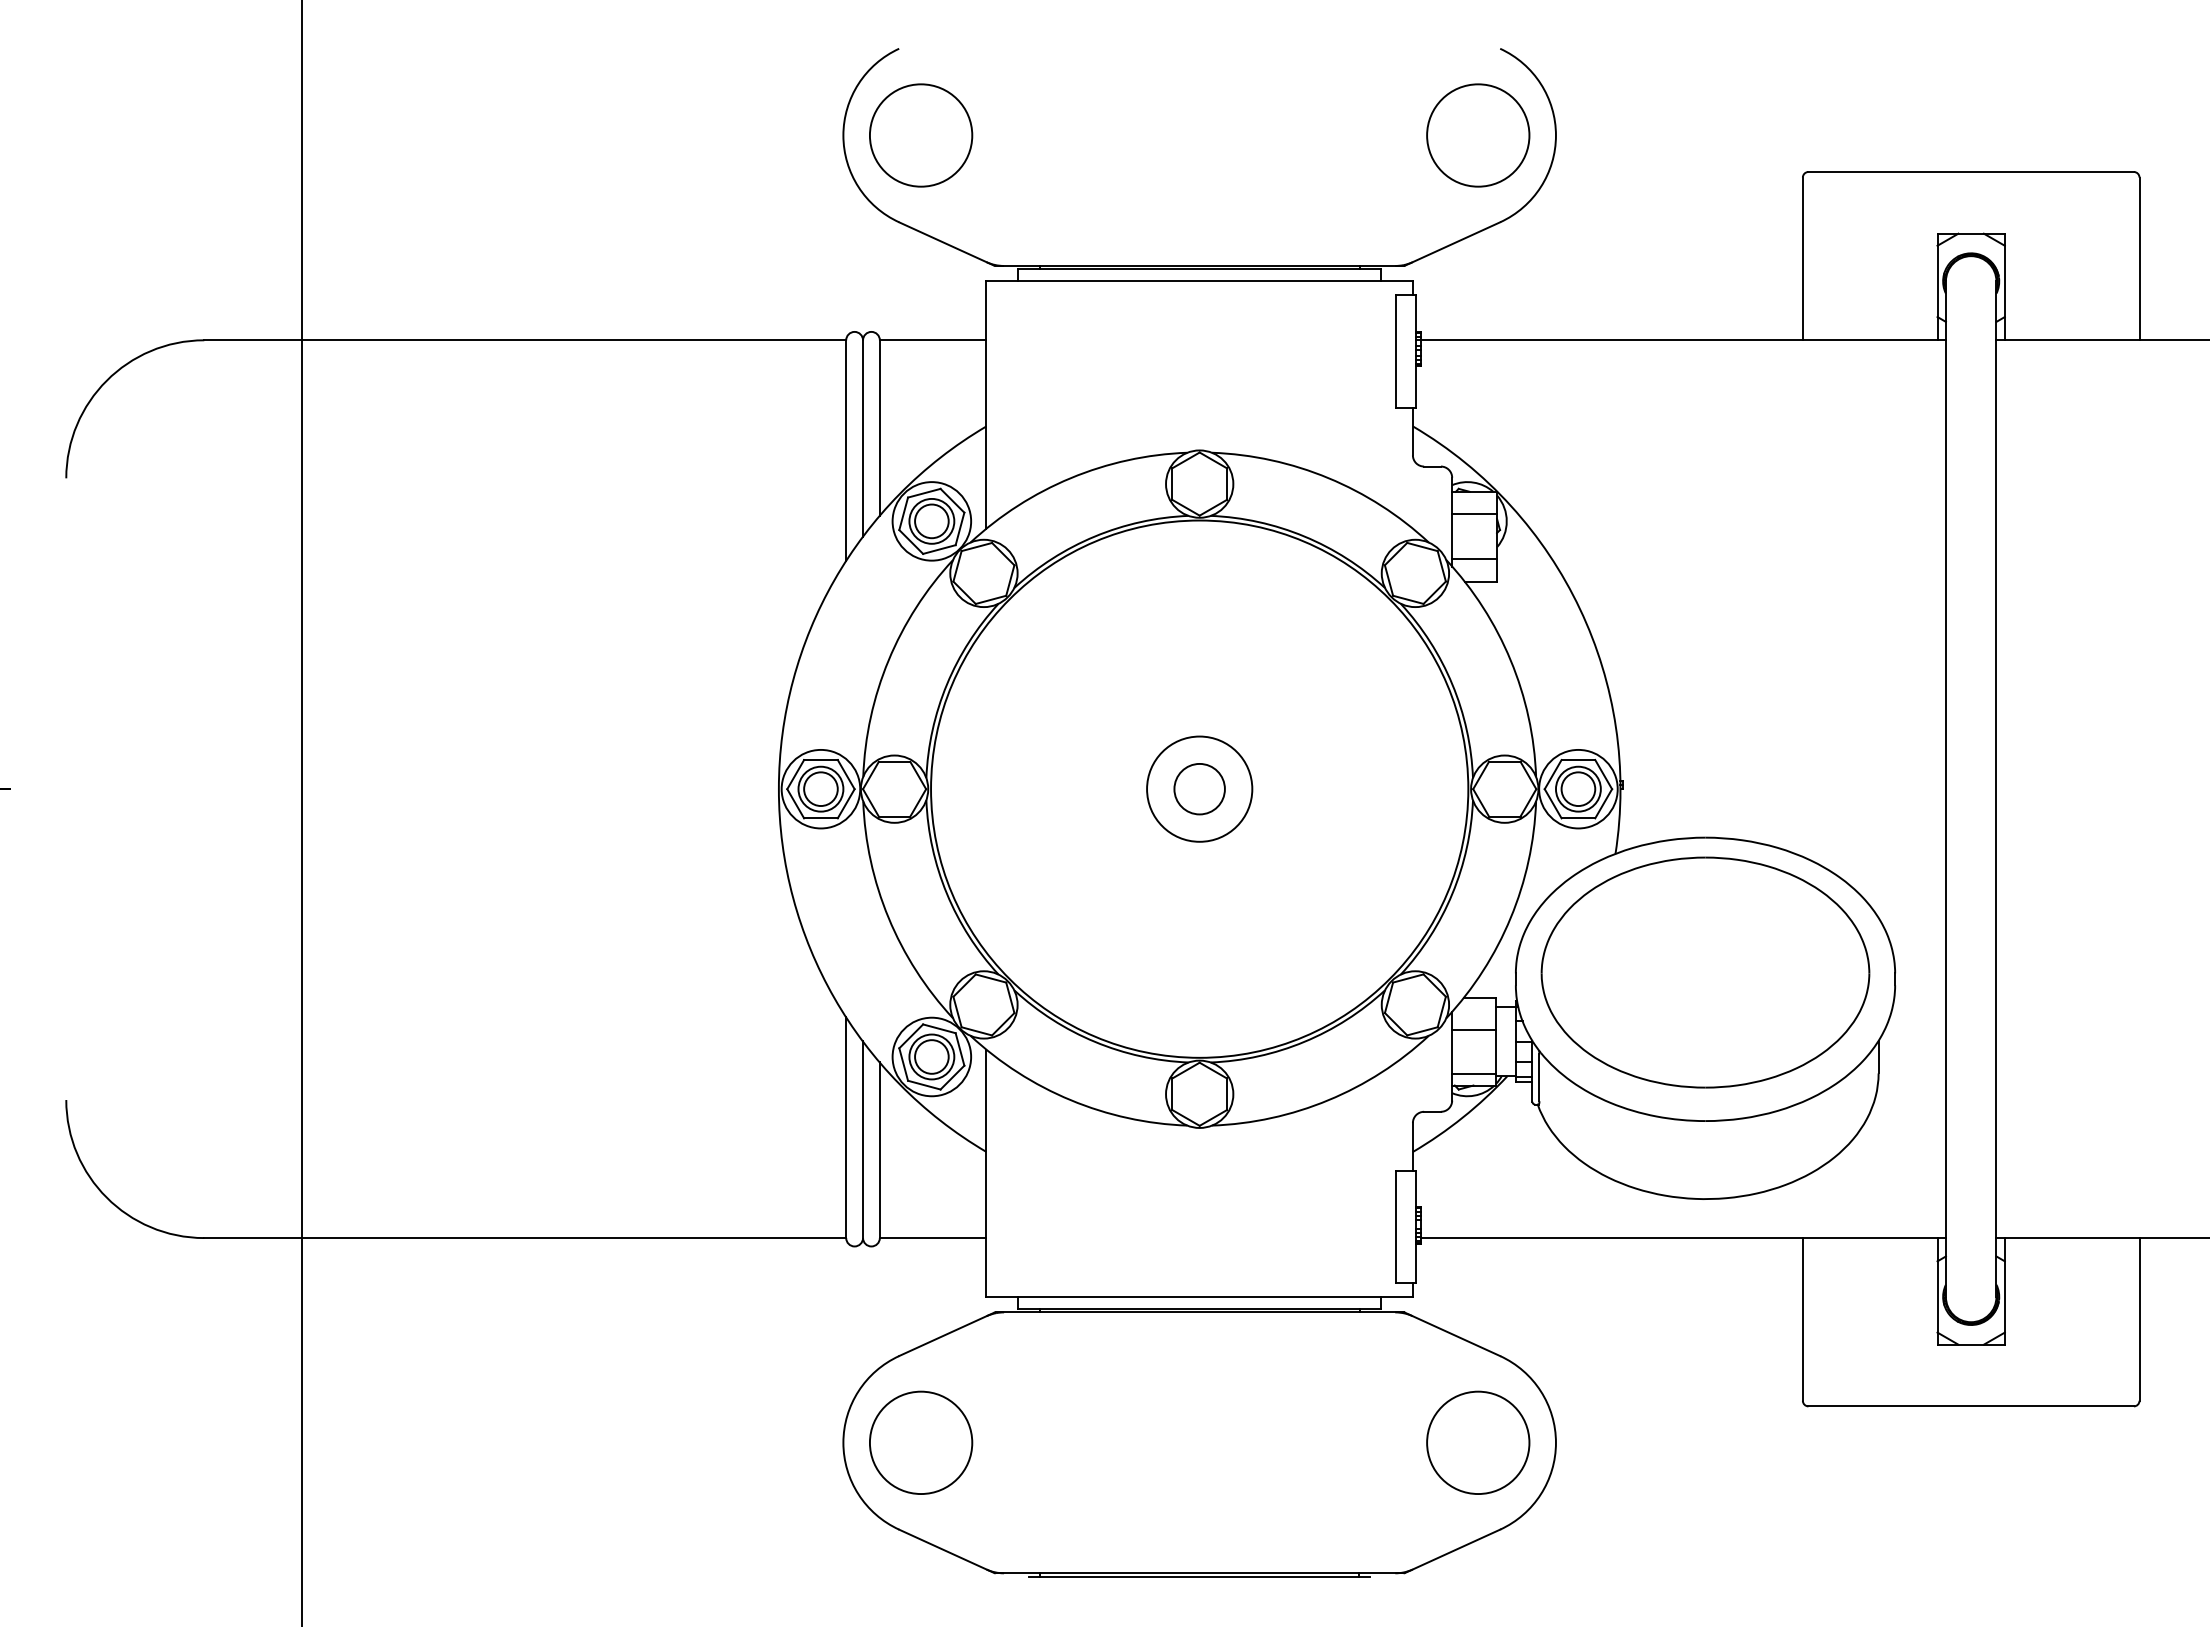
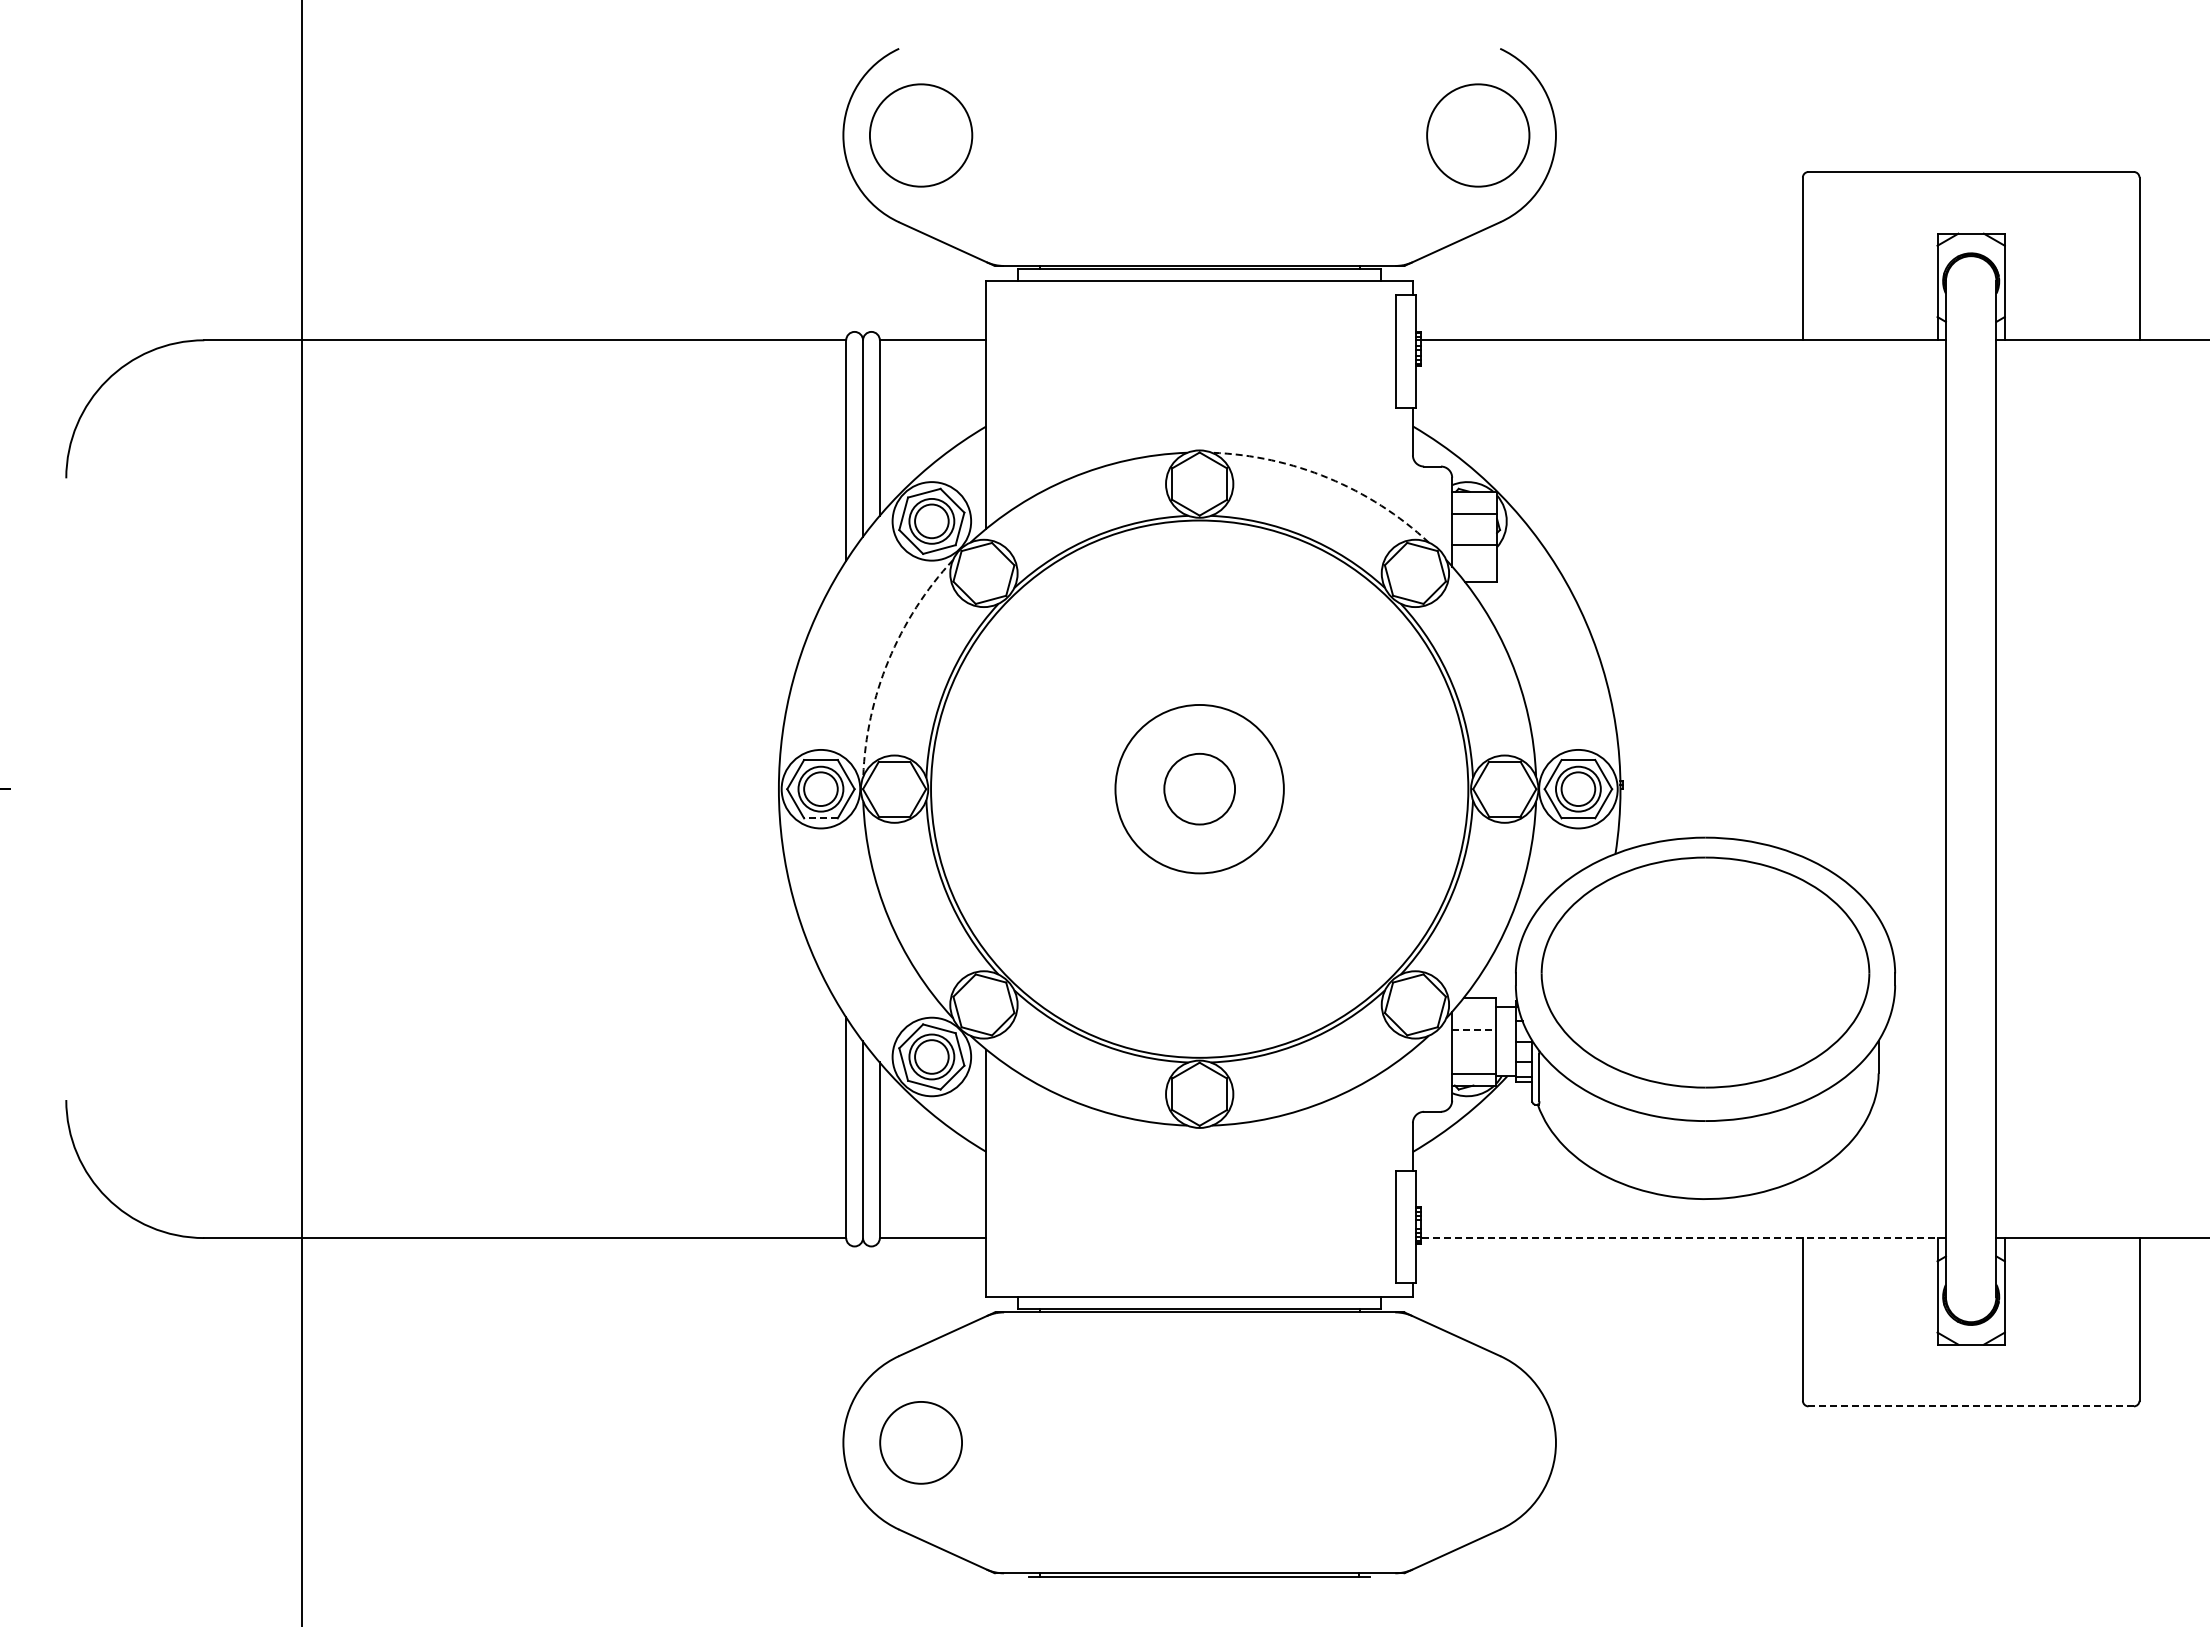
arc: solid -> dashed (1328, 478)
line position: (1474, 559) -> (1474, 545) (1474, 545)
arc: solid -> dashed (888, 660)
circle diameter: 105 px -> 168 px (1199, 788)
circle diameter: 50 px -> 71 px (1199, 788)
line: solid -> dashed (820, 818)
line: solid -> dashed (1474, 1029)
line: solid -> dashed (1683, 1238)
line: solid -> dashed (1971, 1406)
circle diameter: 102 px -> 82 px (921, 1442)
circle: present -> none (1478, 1442)
